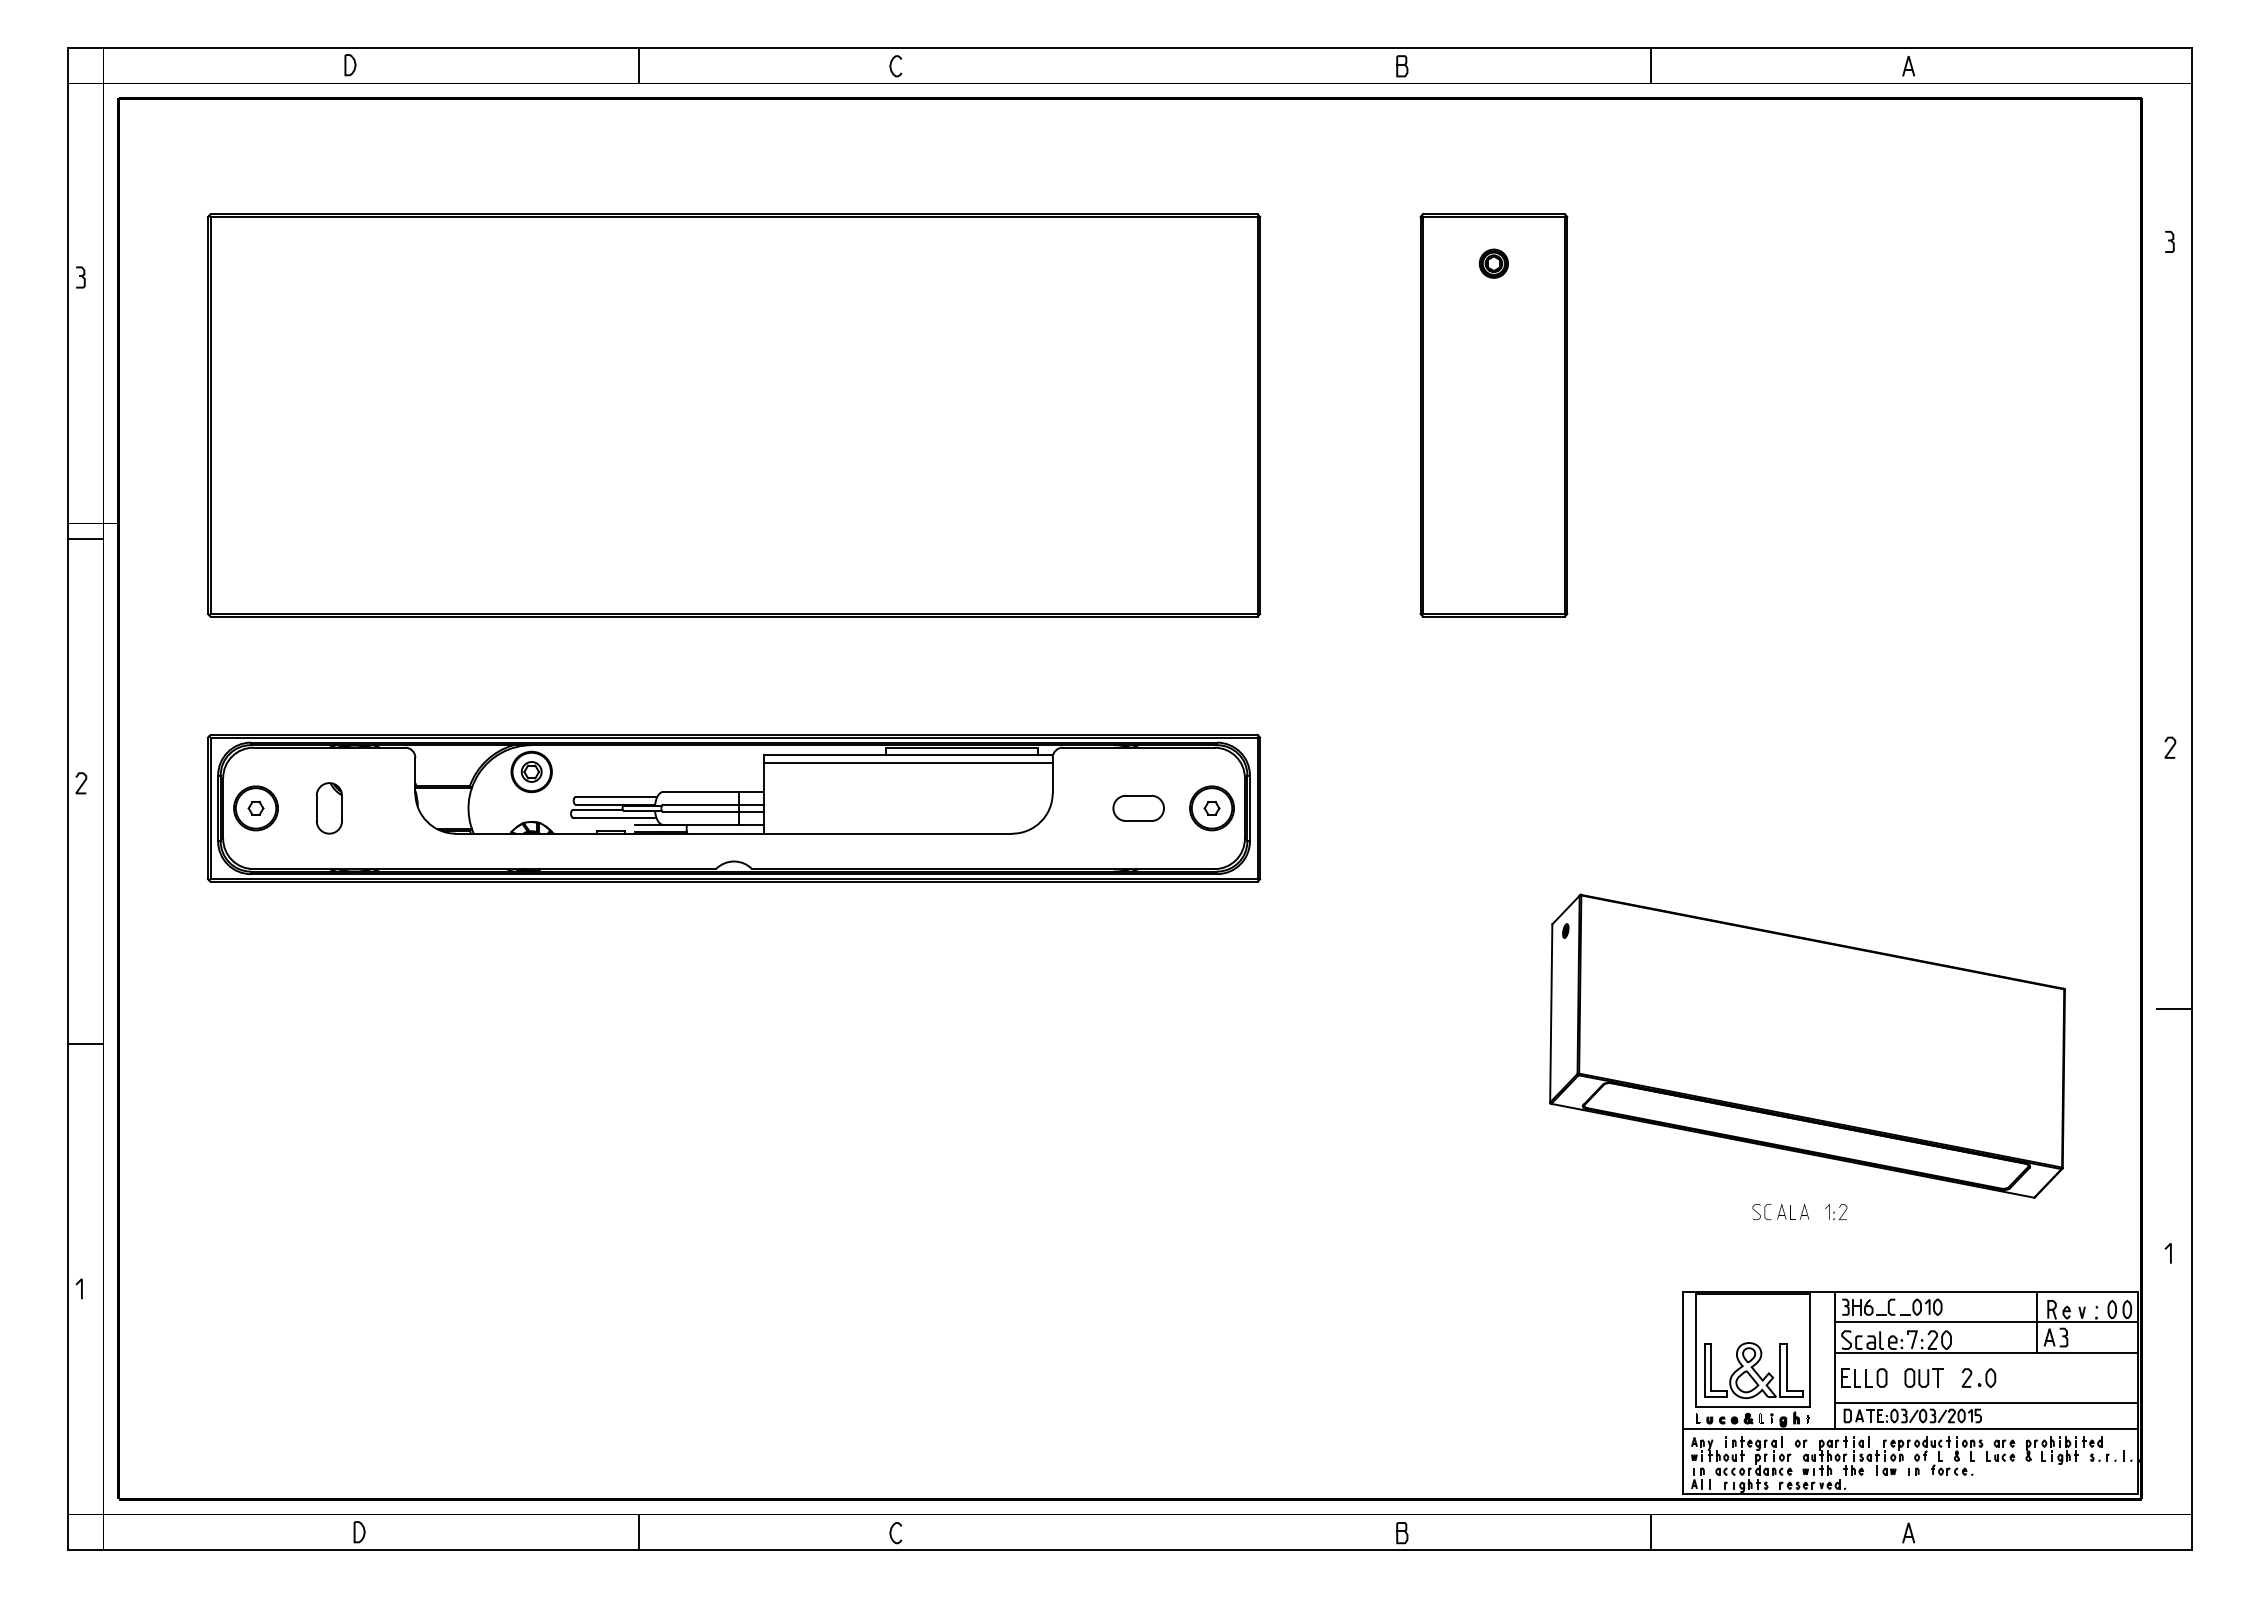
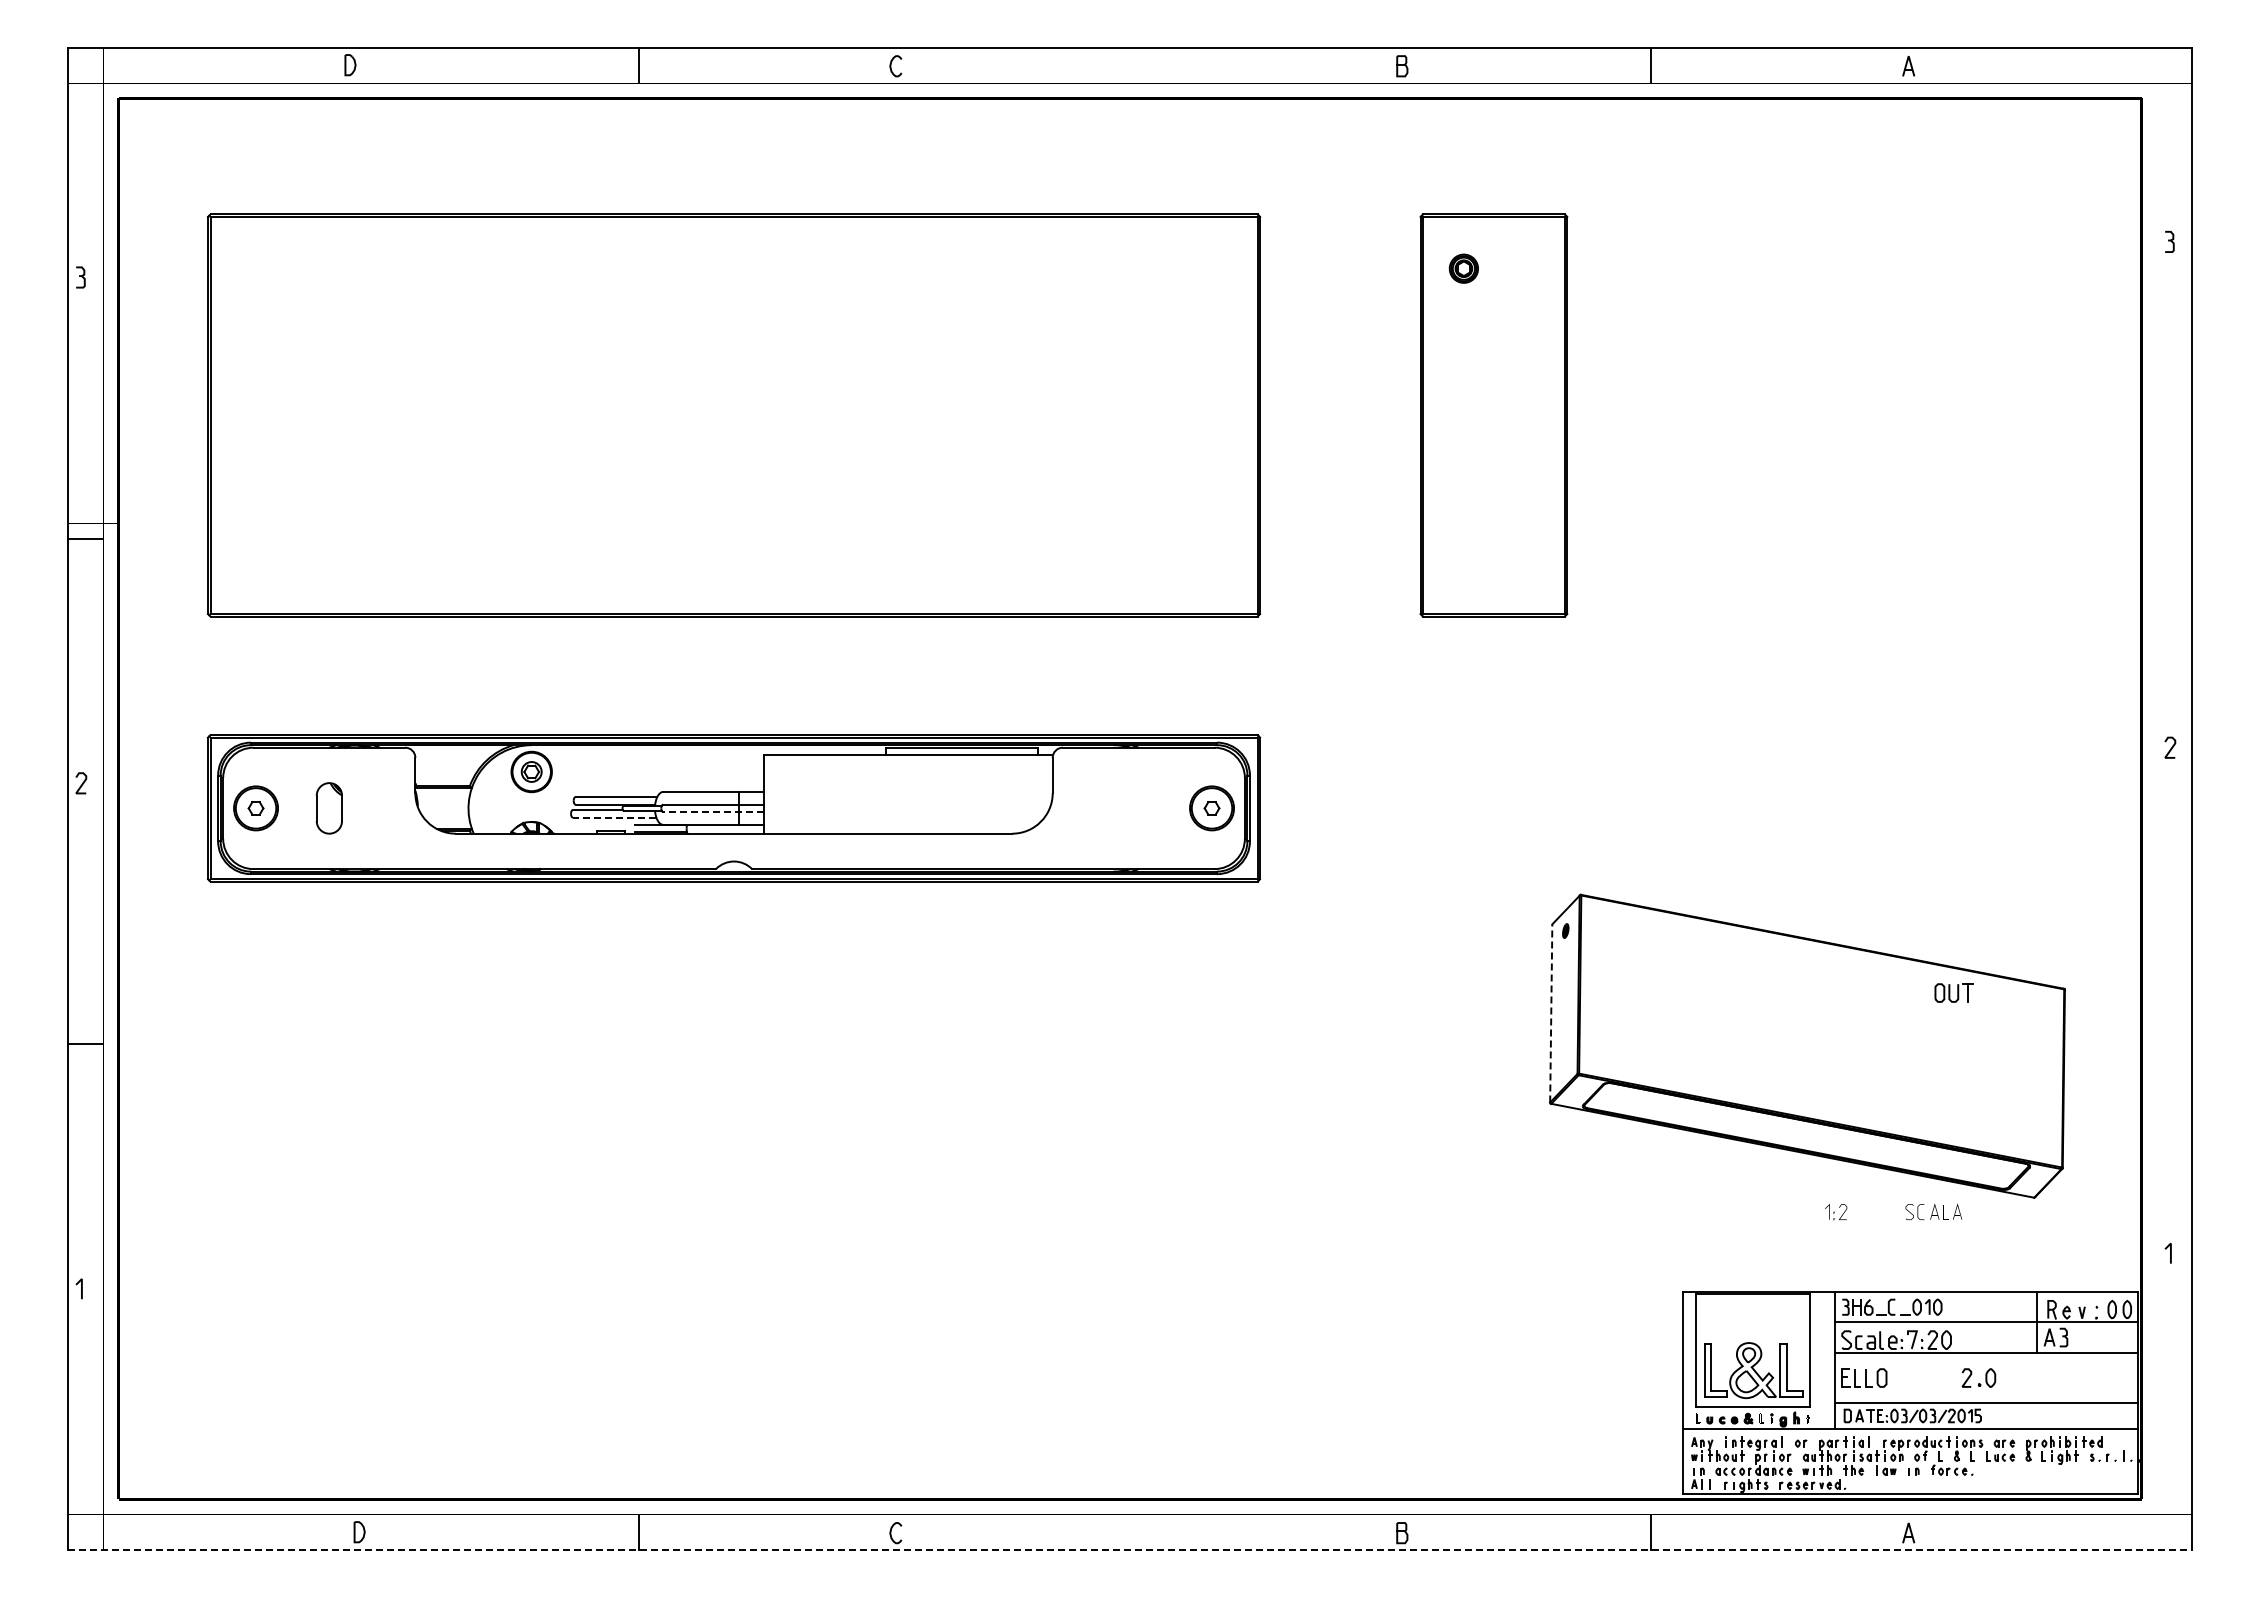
part position: (1493, 263) -> (1463, 268) (1463, 268)
line: present -> none (908, 762)
part: present -> none (1138, 807)
line: solid -> dashed (713, 812)
line: solid -> dashed (614, 817)
line: present -> none (2174, 1008)
line: solid -> dashed (1551, 1012)
part position: (1780, 1211) -> (1933, 1211) (1933, 1211)
part position: (1923, 1377) -> (1953, 992) (1953, 992)
line: solid -> dashed (1130, 1550)
